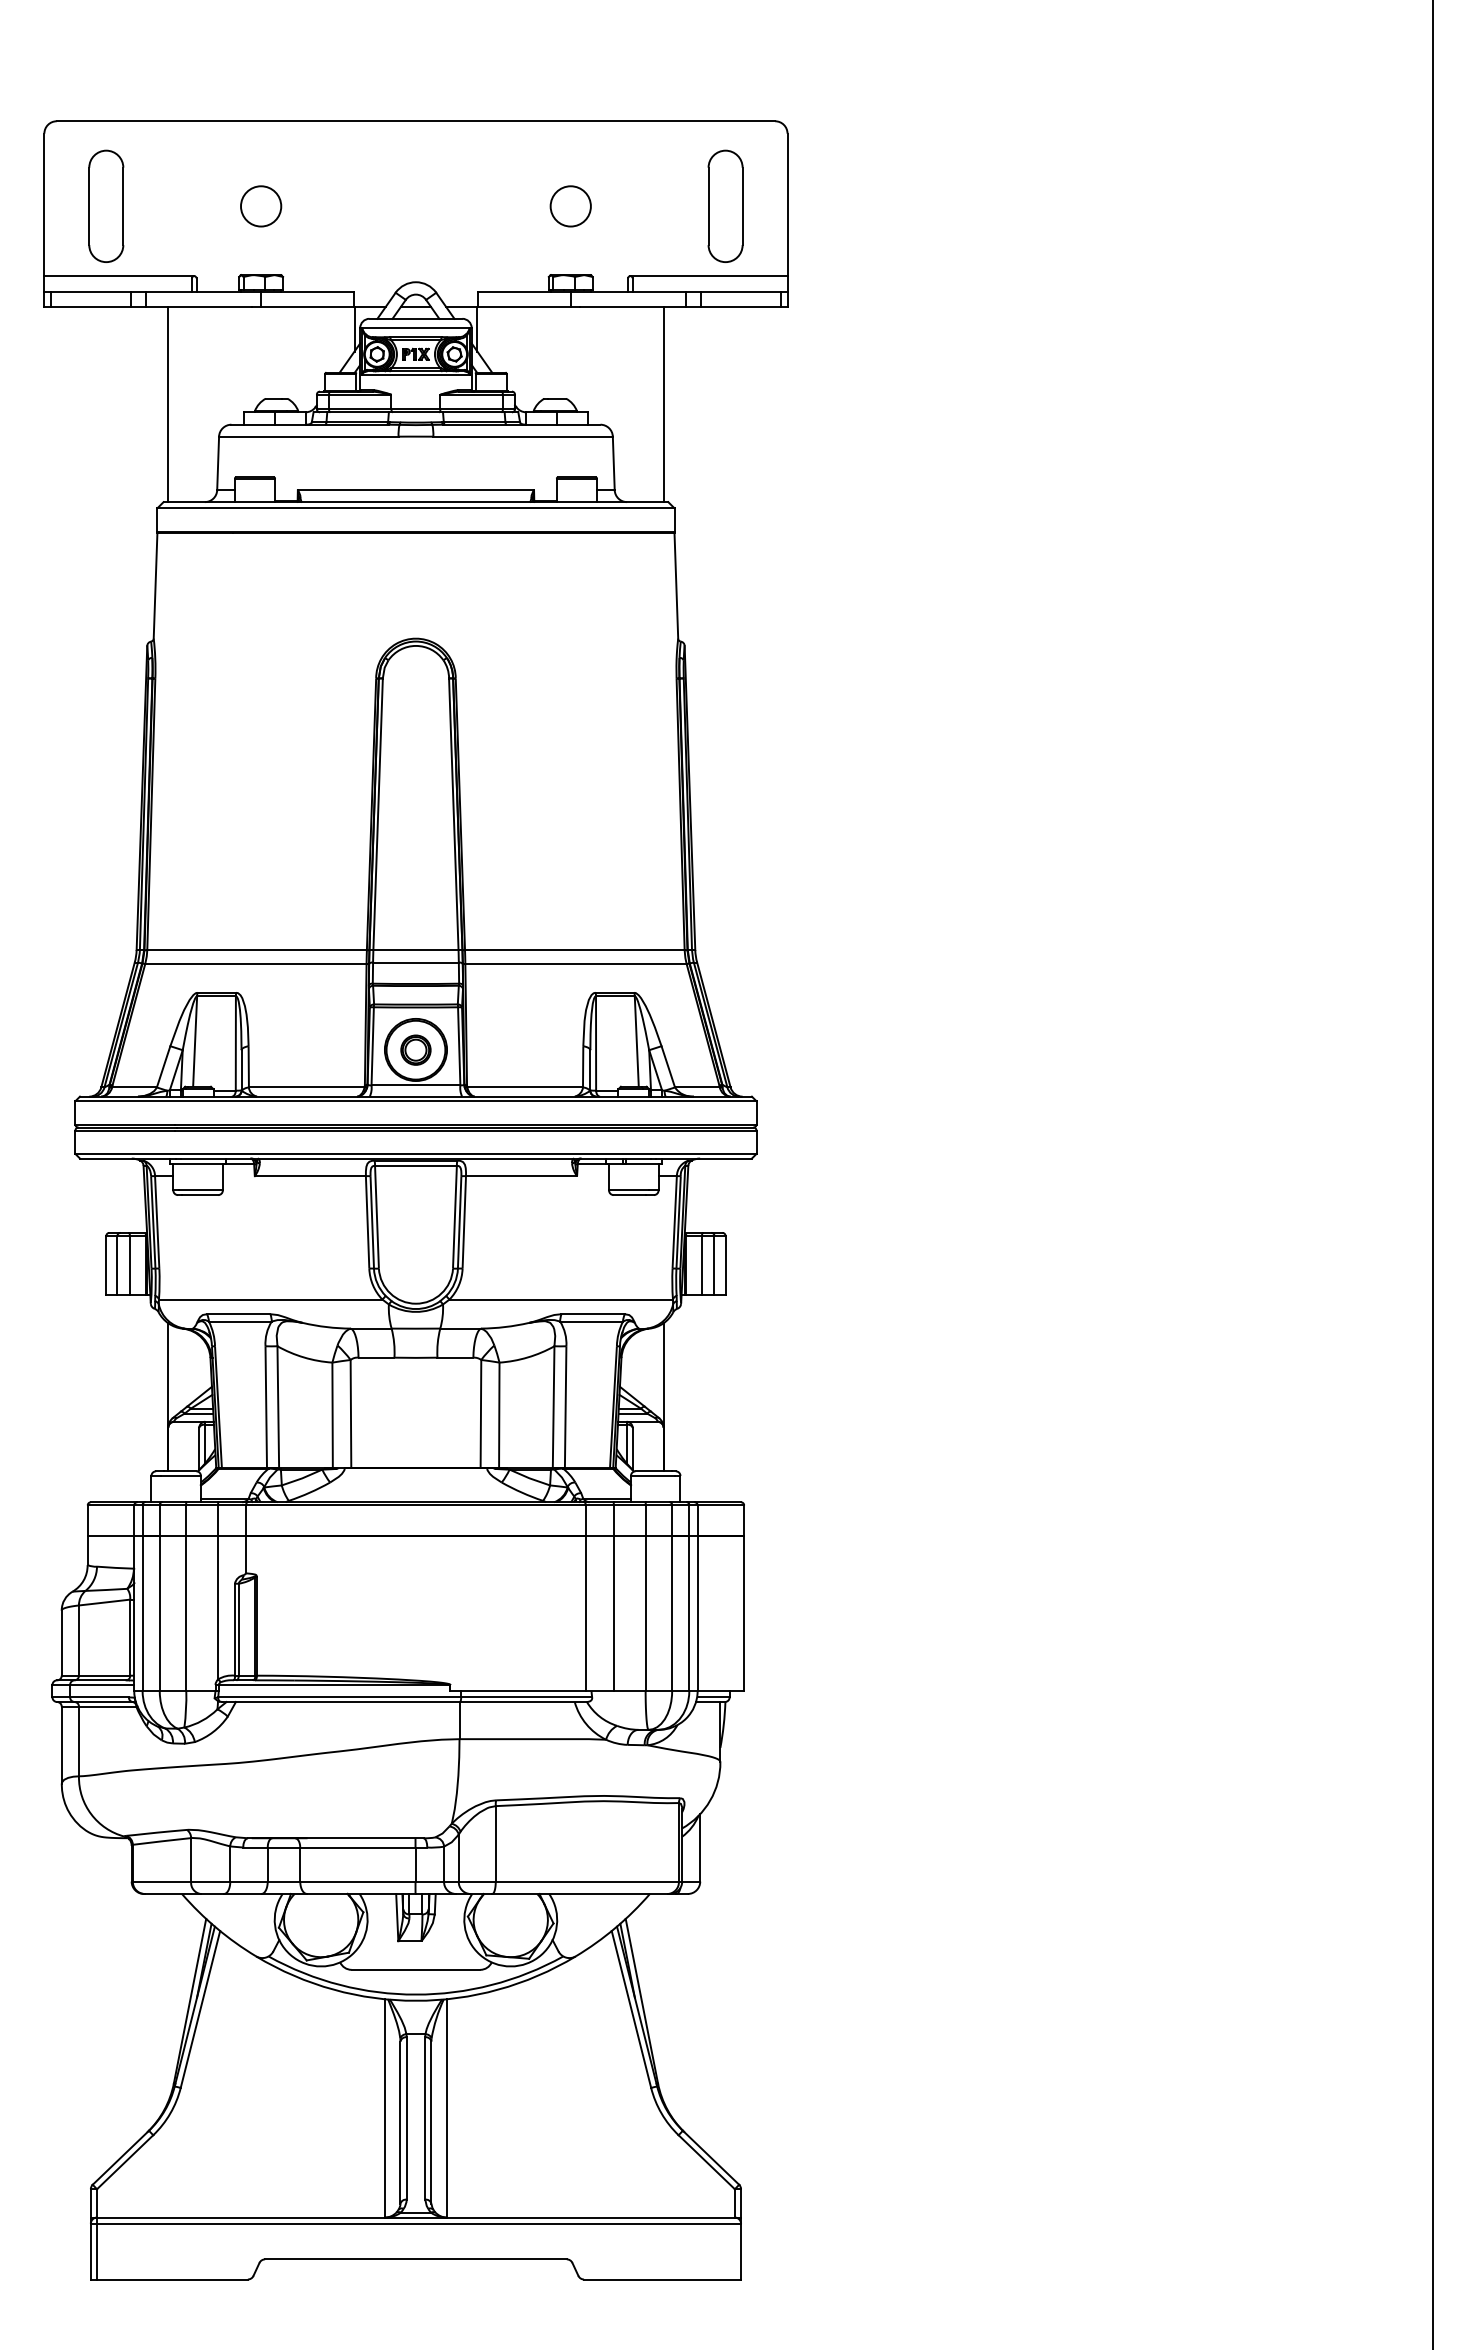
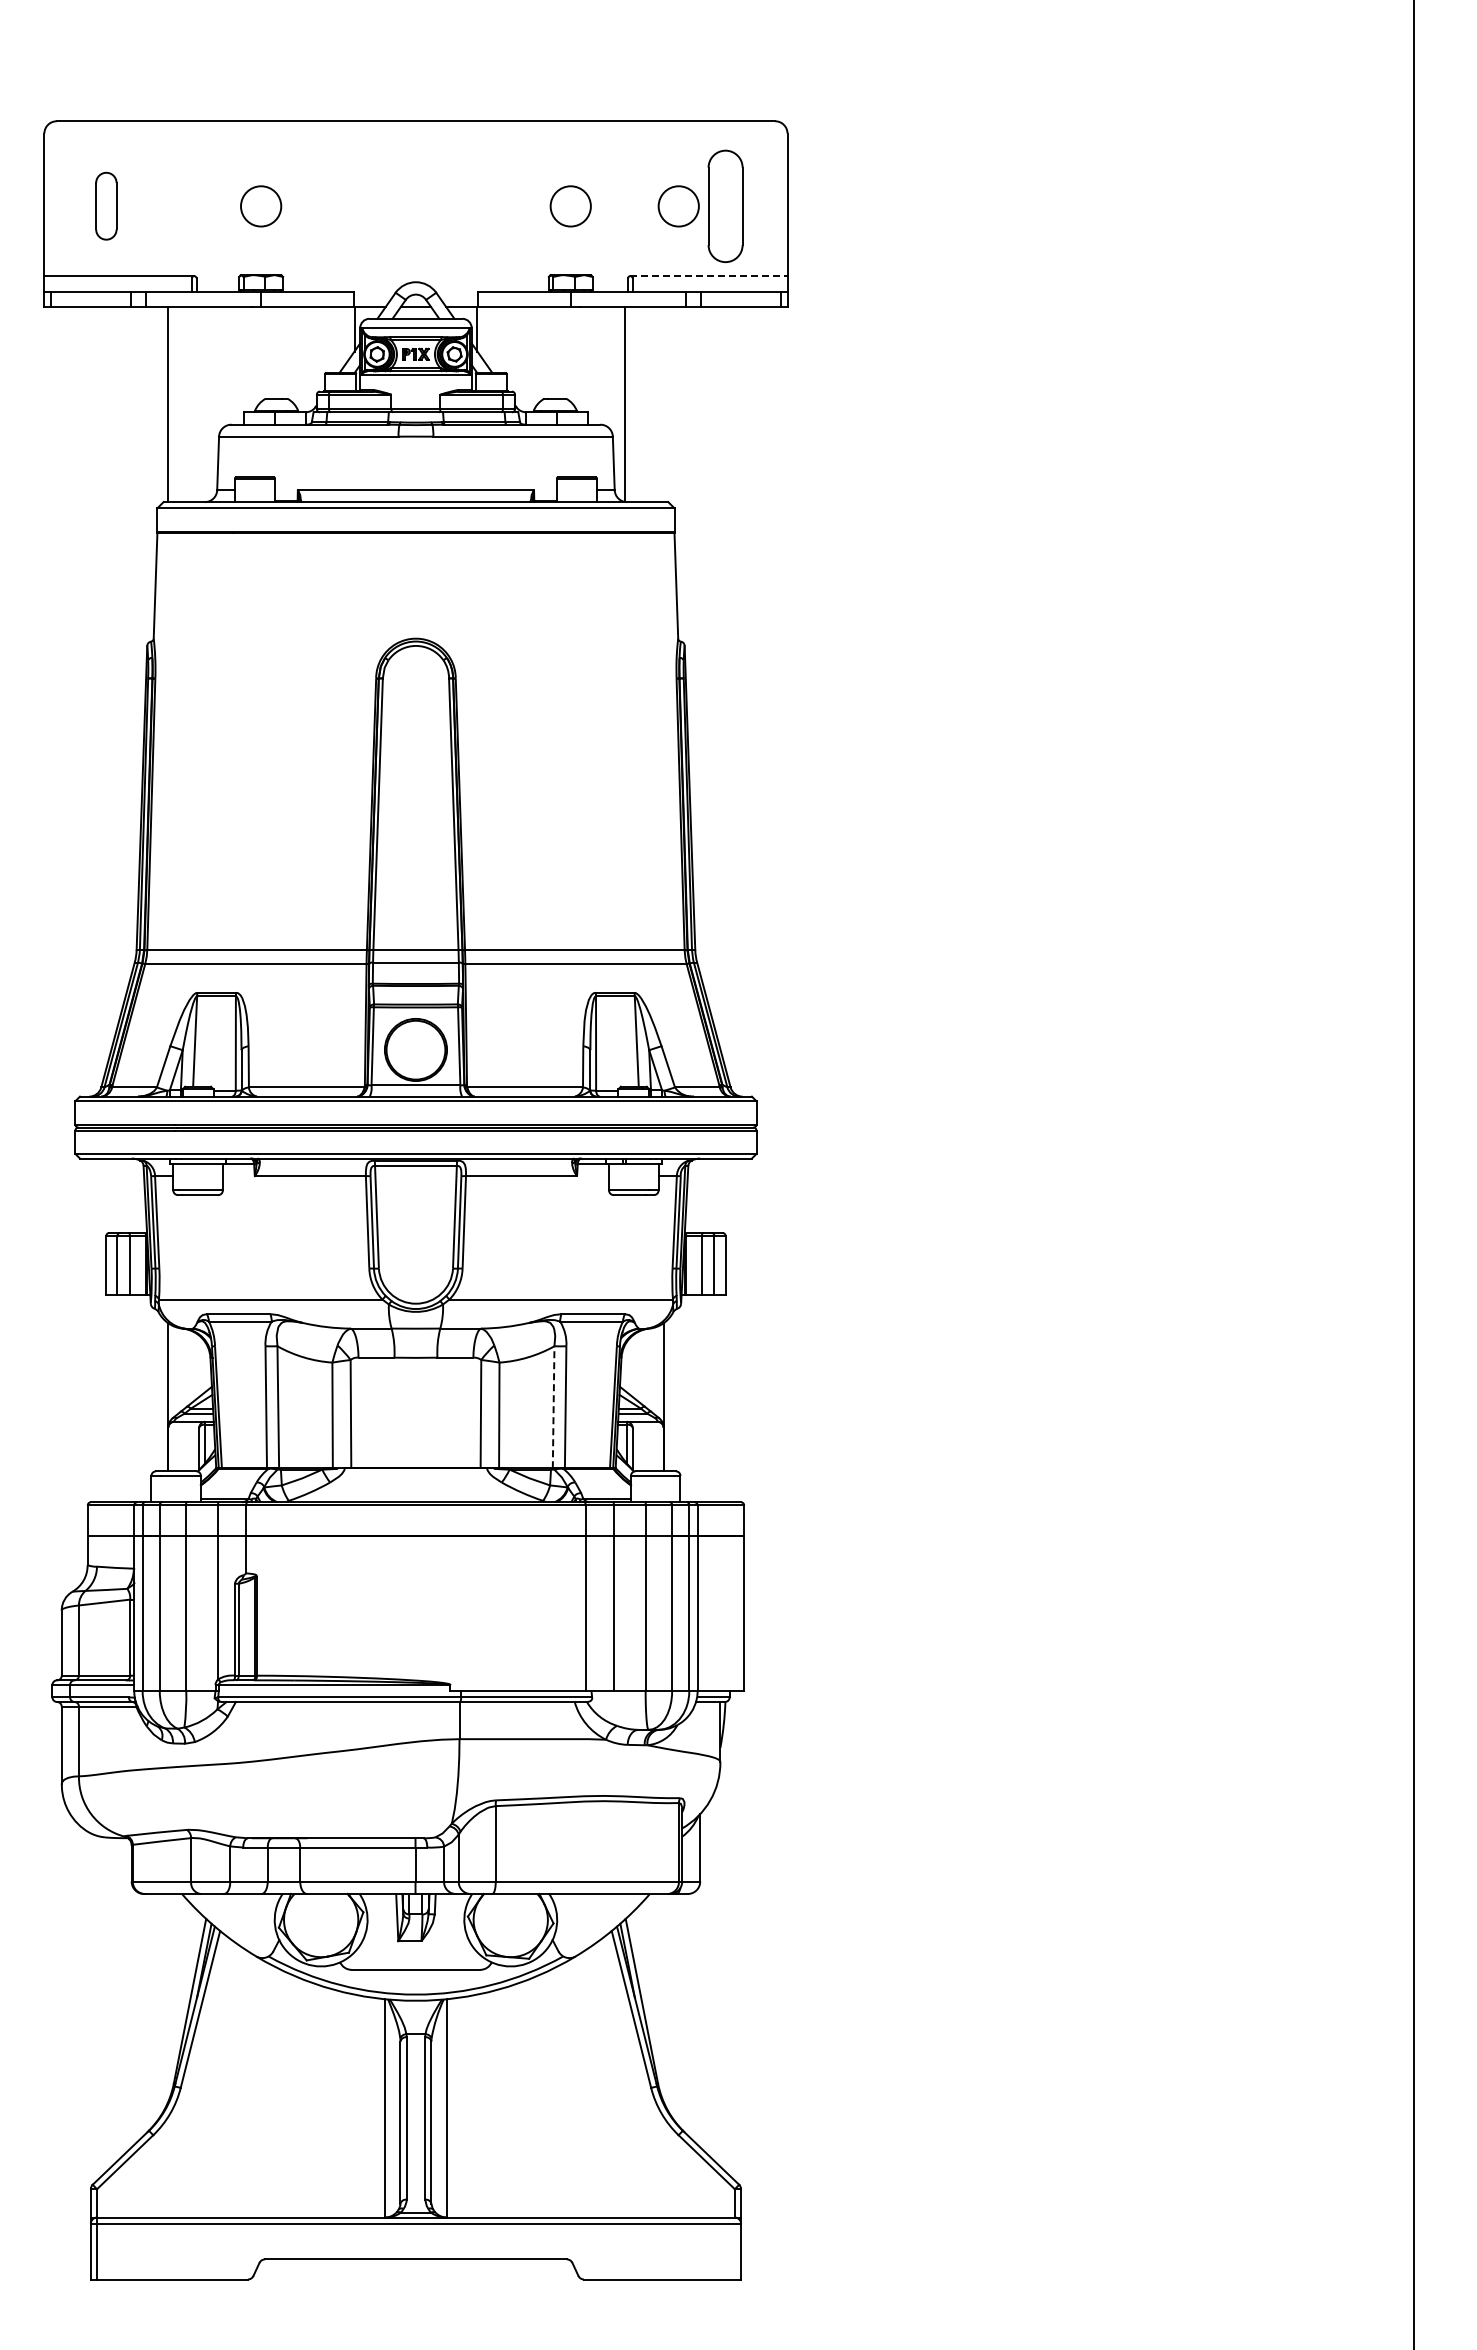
part size: 37x114 px -> 23x70 px (106, 205)
circle: none -> present (678, 206)
line: solid -> dashed (708, 276)
line position: (664, 404) -> (625, 404) (625, 404)
part: present -> none (415, 1049)
line position: (1432, 1174) -> (1413, 1174) (1413, 1174)
line: solid -> dashed (553, 1407)
